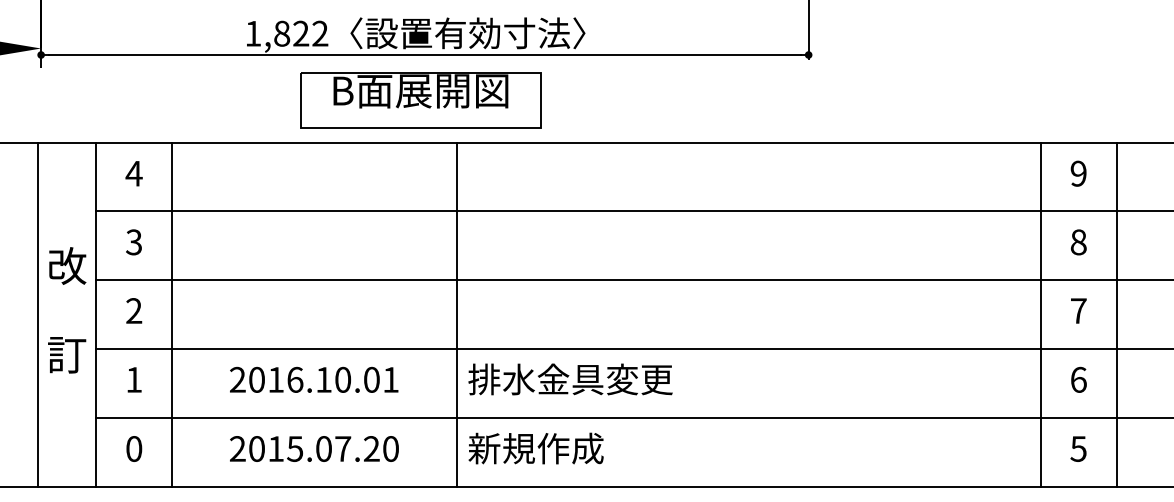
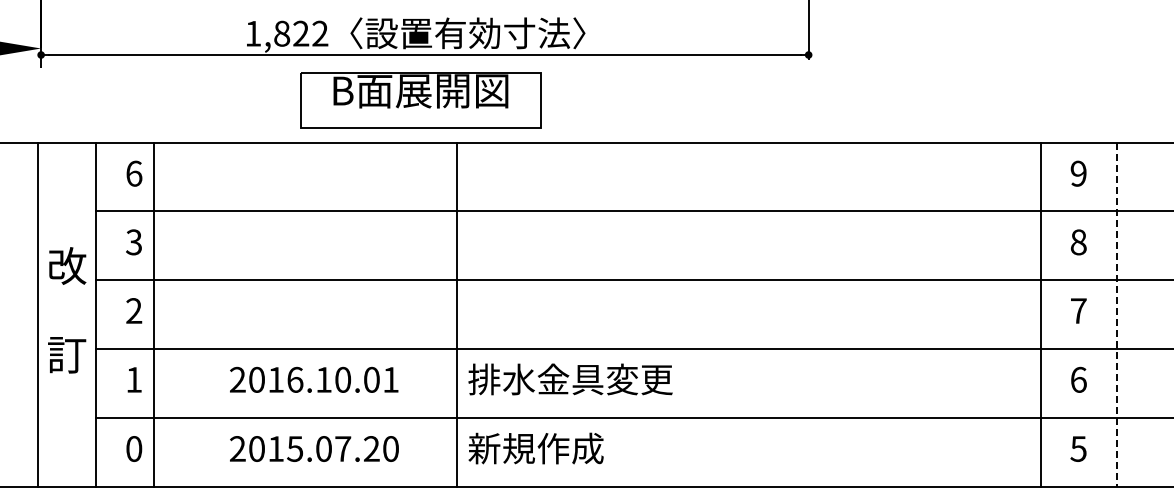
text: 4 -> 6 (133, 173)
line position: (172, 314) -> (154, 314) (154, 314)
line: solid -> dashed (1116, 315)
